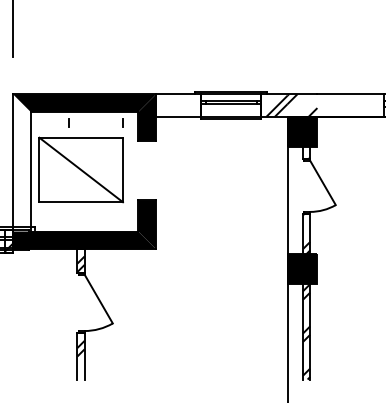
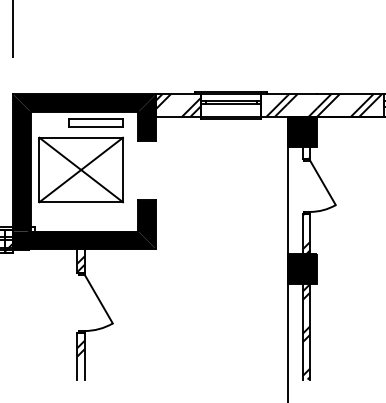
hatch: none -> present (178, 105)
hatch: none -> present (349, 105)
line: none -> present (95, 118)
line: none -> present (95, 127)
fill: none -> present (21, 162)
line: none -> present (80, 169)
